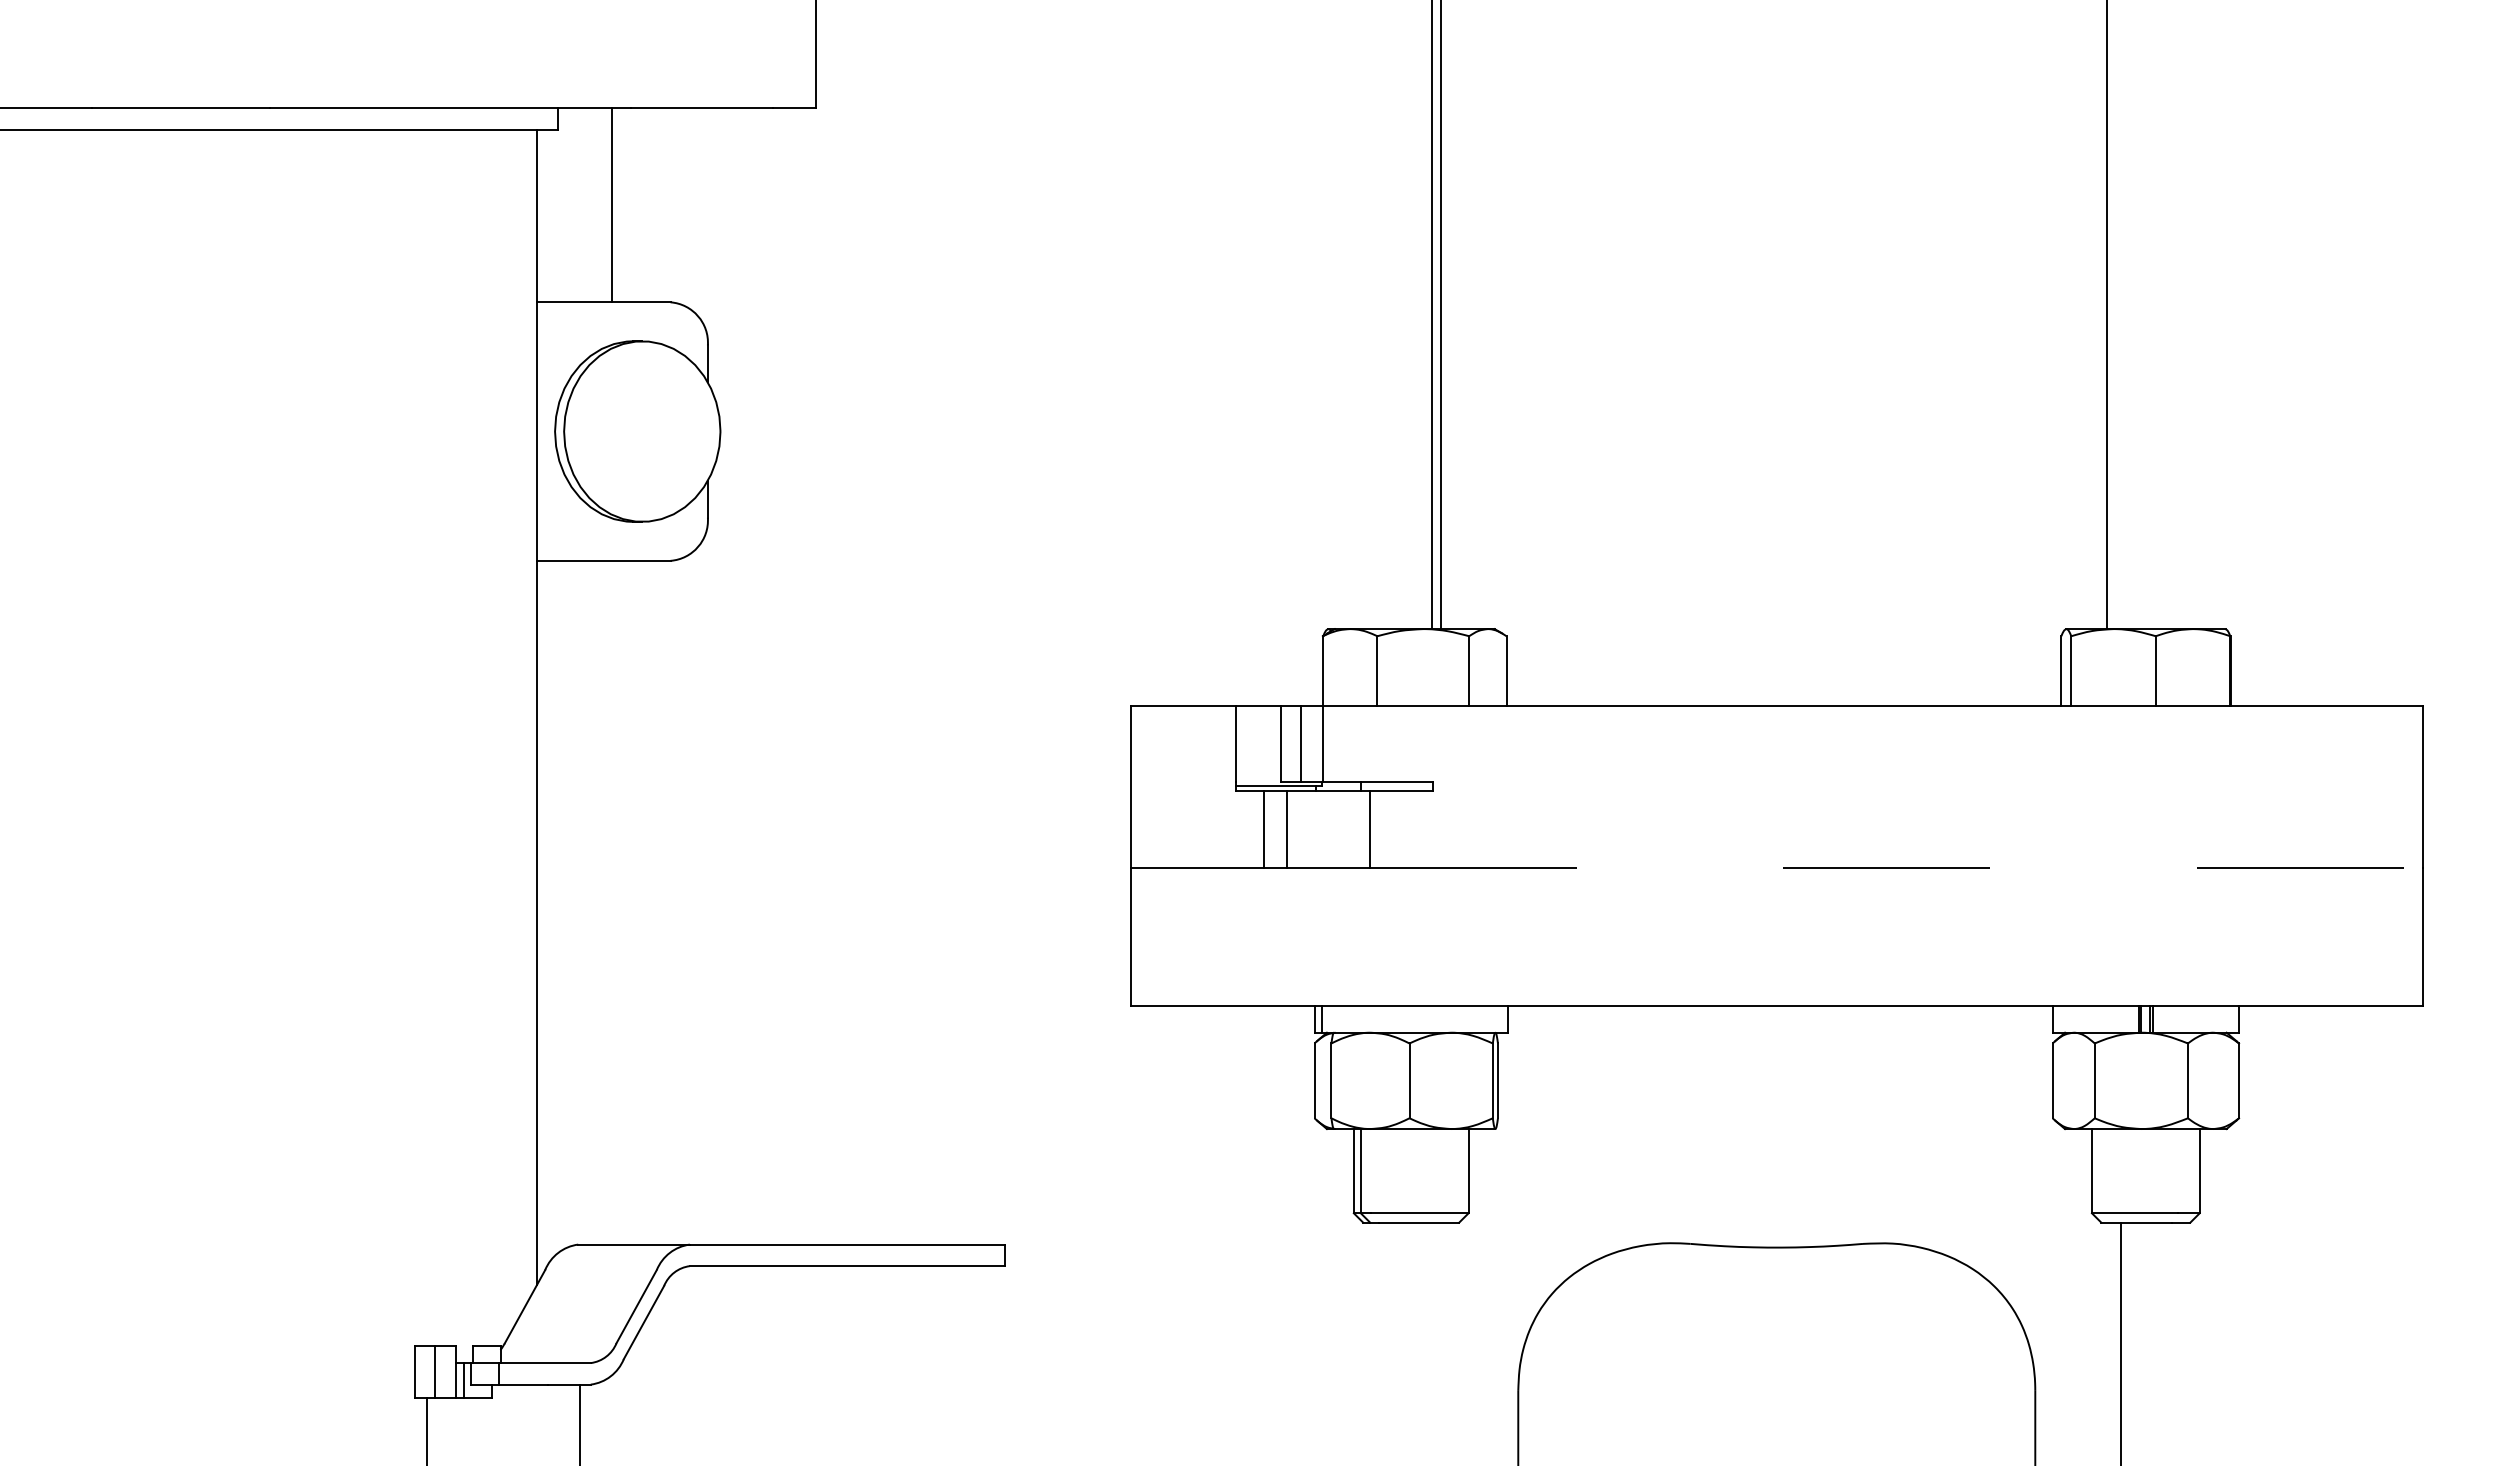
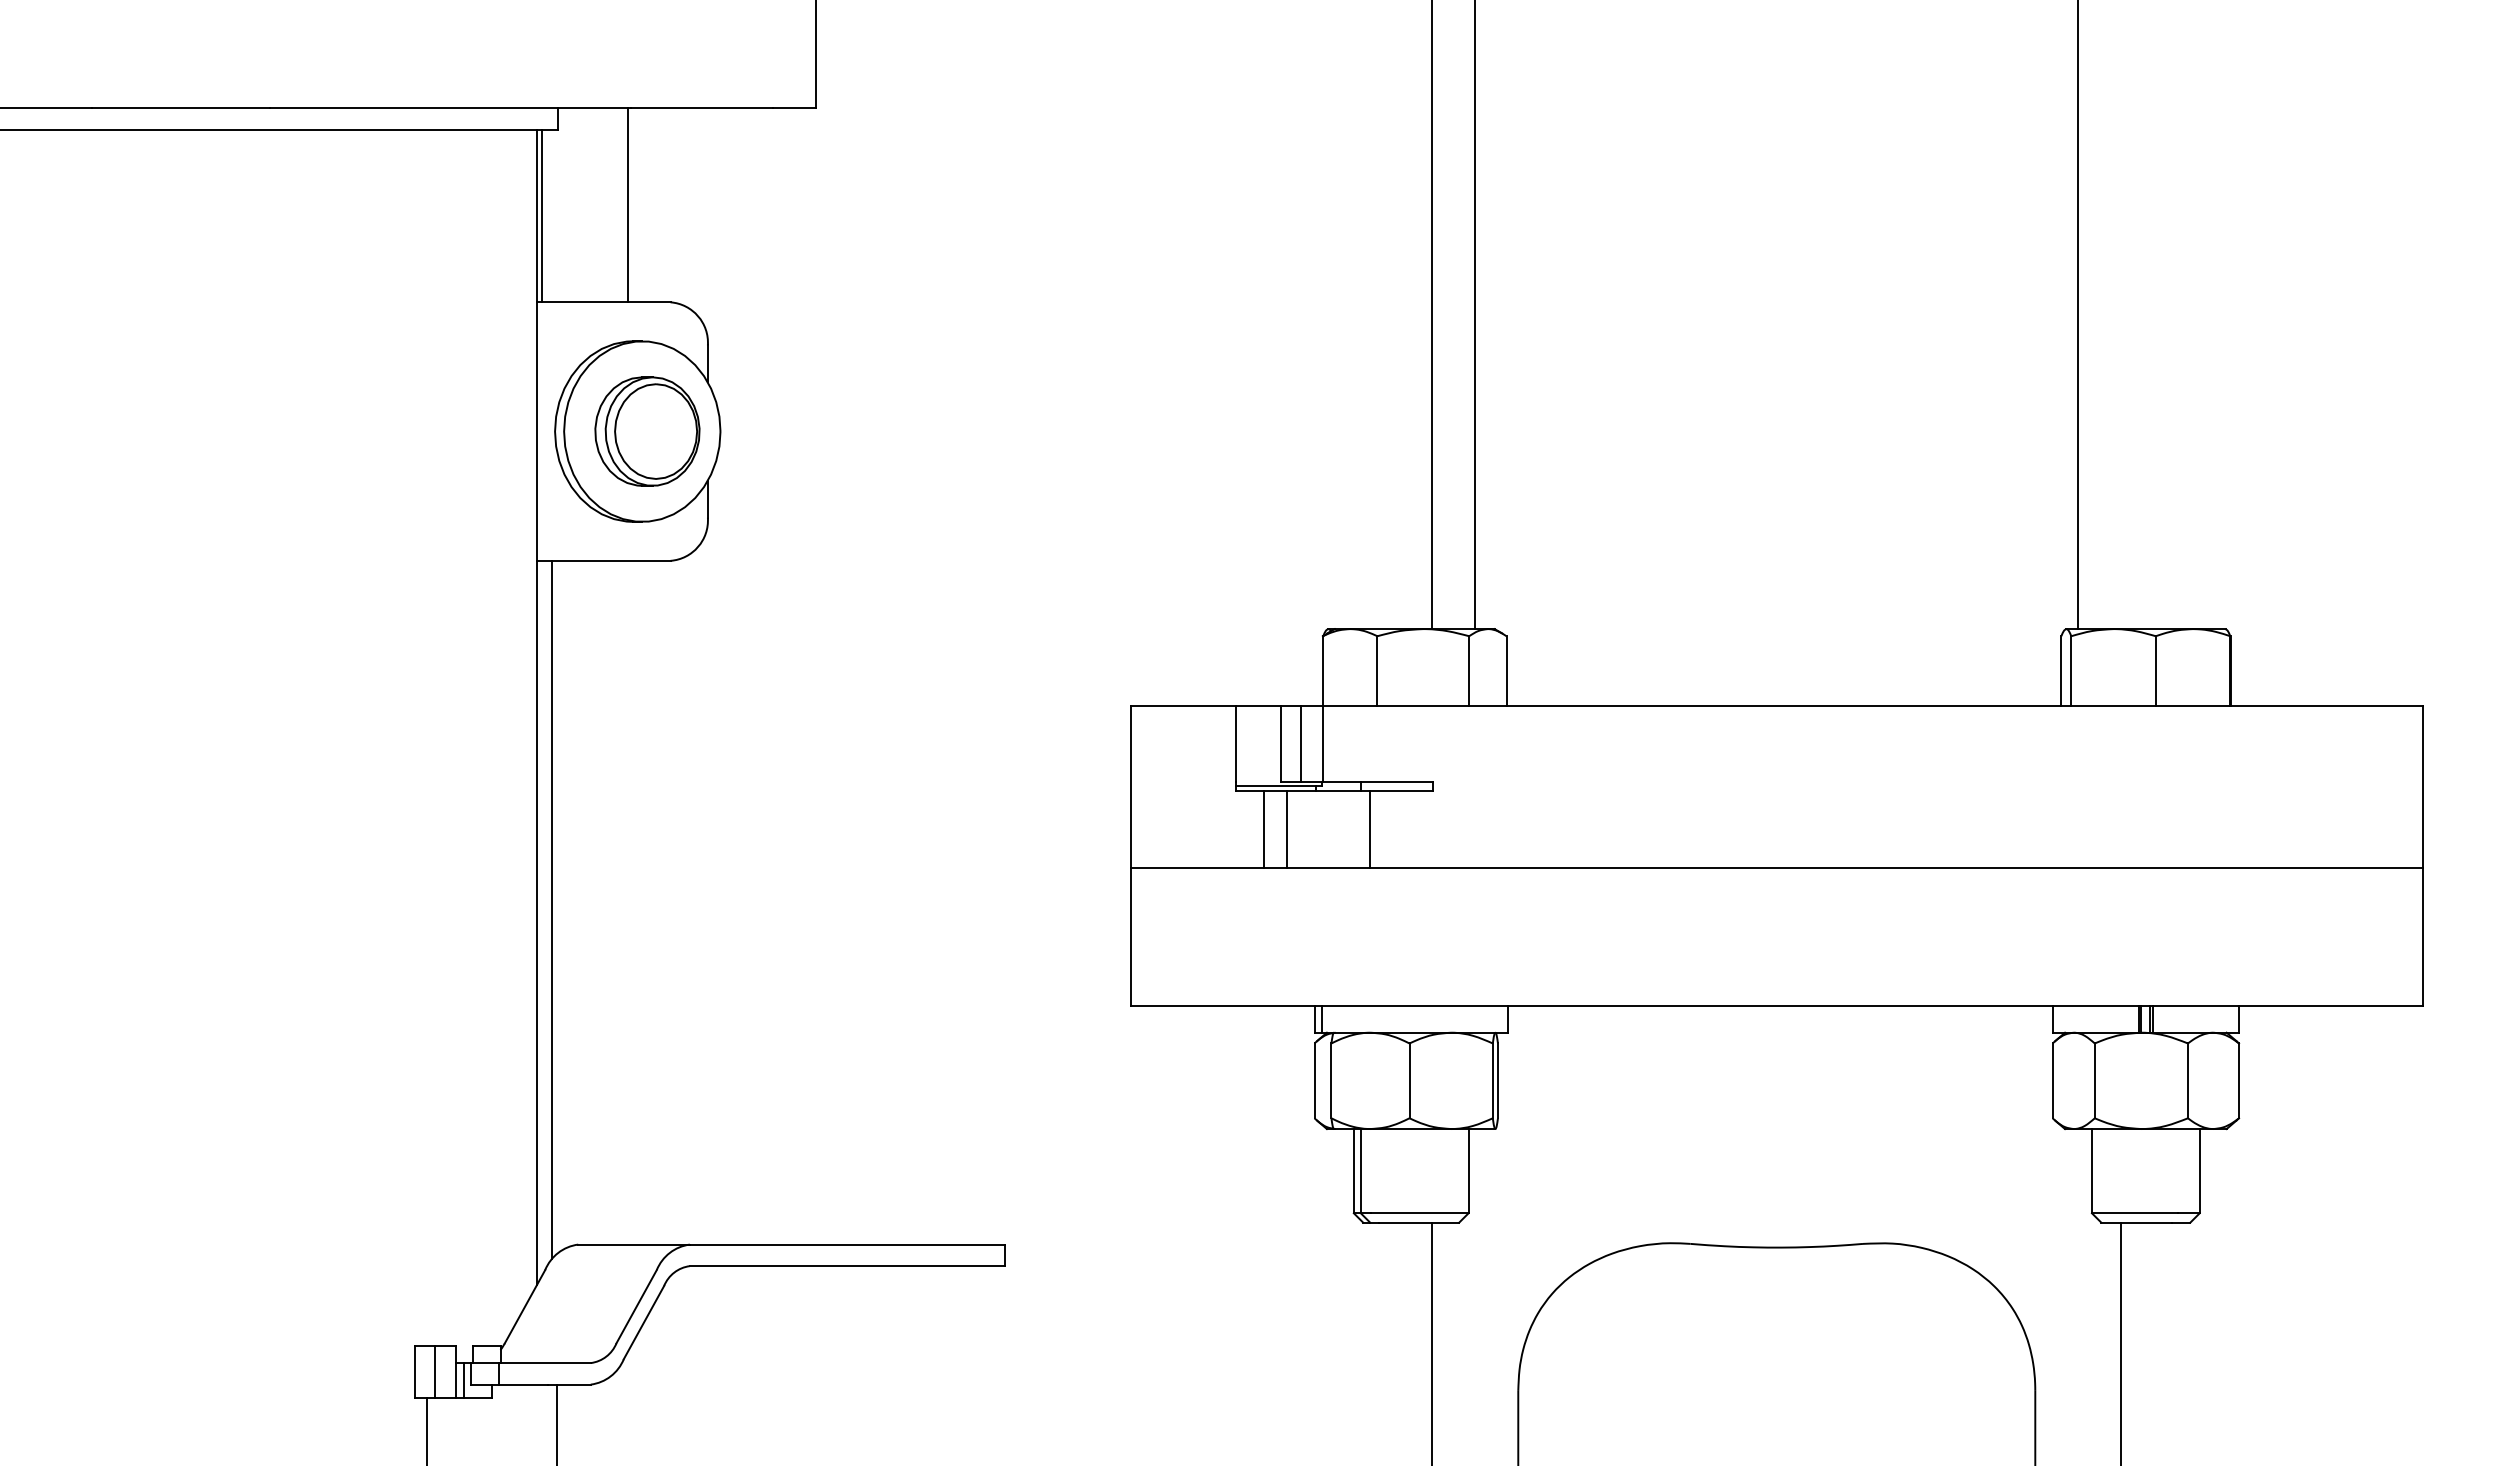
line position: (611, 205) -> (627, 205) (627, 205)
line: none -> present (541, 216)
line position: (1441, 315) -> (1475, 315) (1475, 315)
line position: (2107, 315) -> (2078, 315) (2078, 315)
part: none -> present (647, 431)
line: dashed -> solid (1896, 867)
line: none -> present (552, 909)
line: none -> present (1432, 1342)
line position: (579, 1423) -> (556, 1423) (556, 1423)
